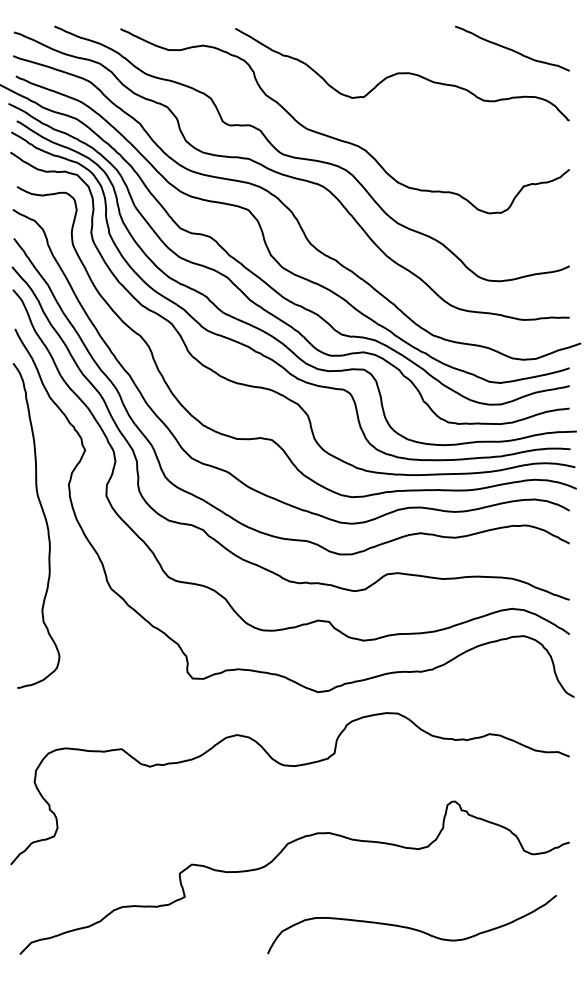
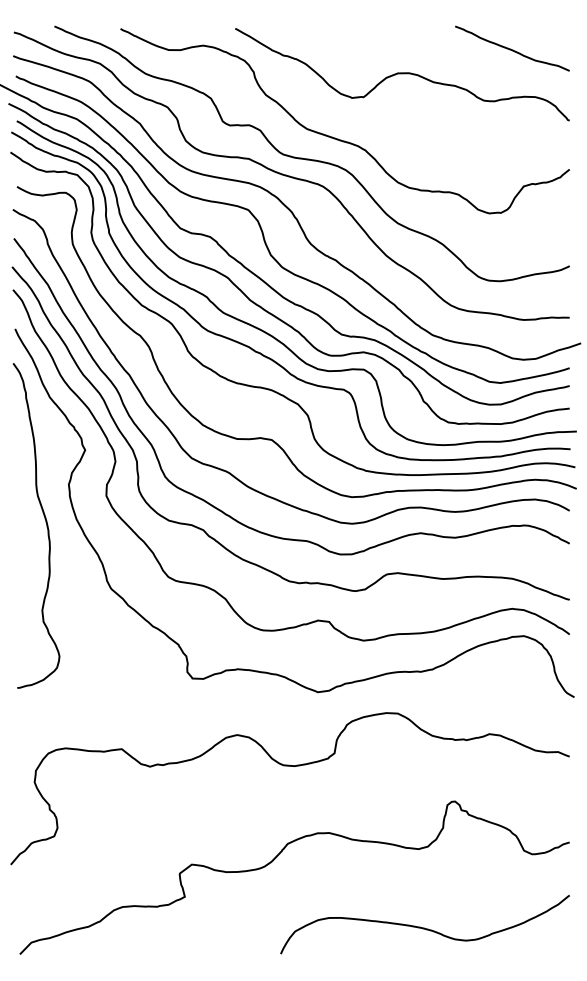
curve position: (411, 927) -> (424, 927) (424, 927)
